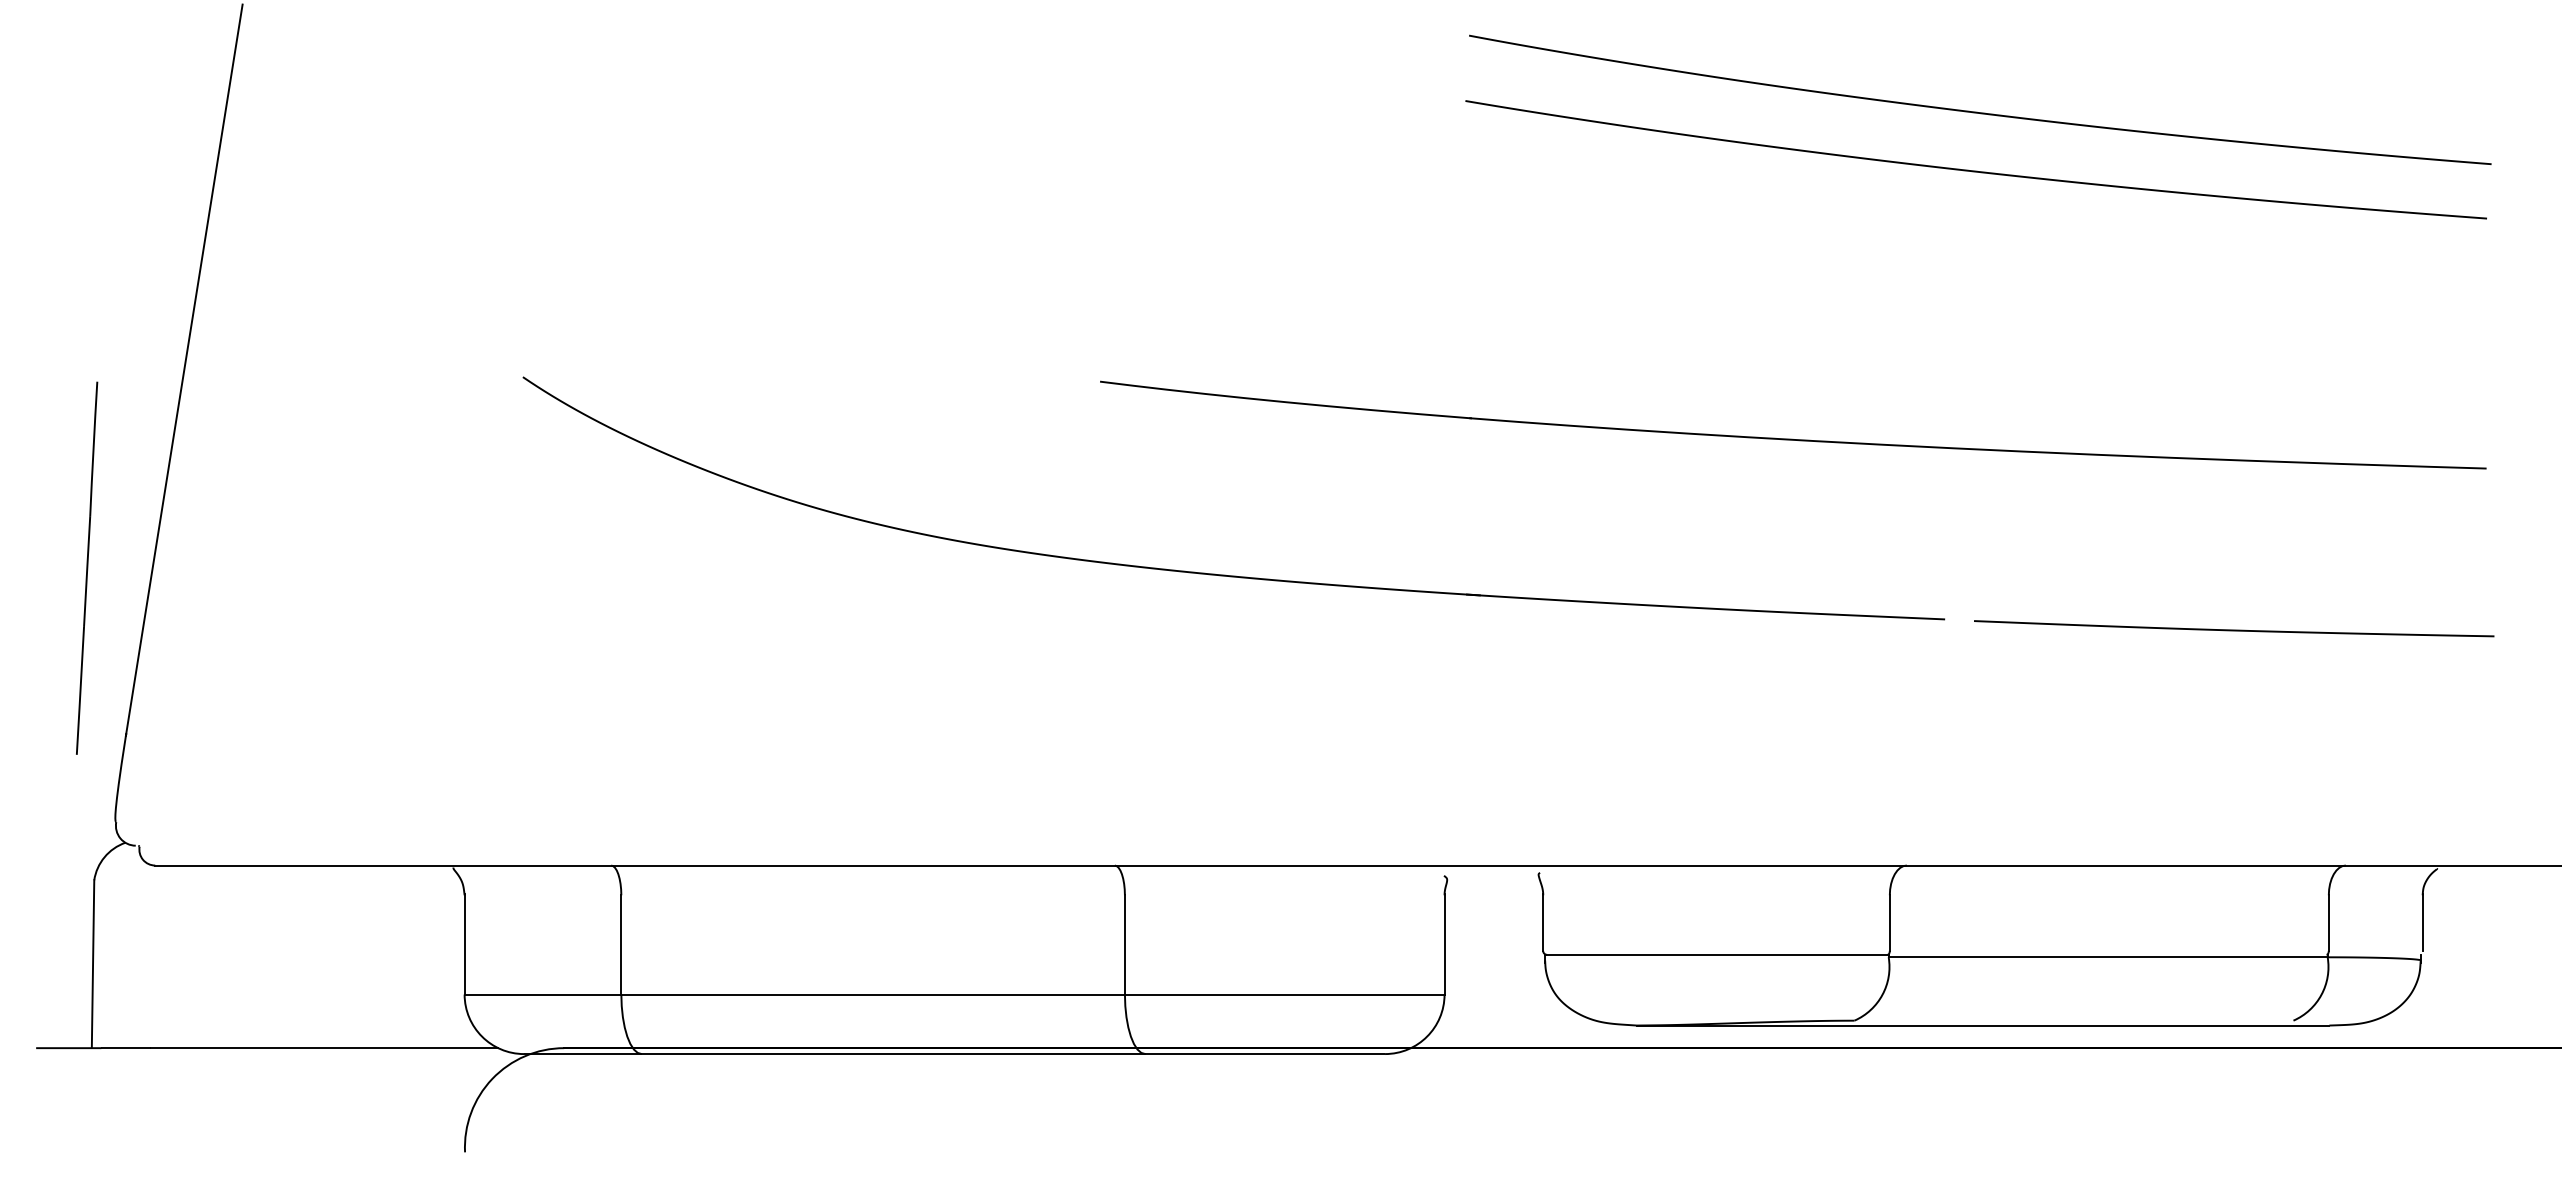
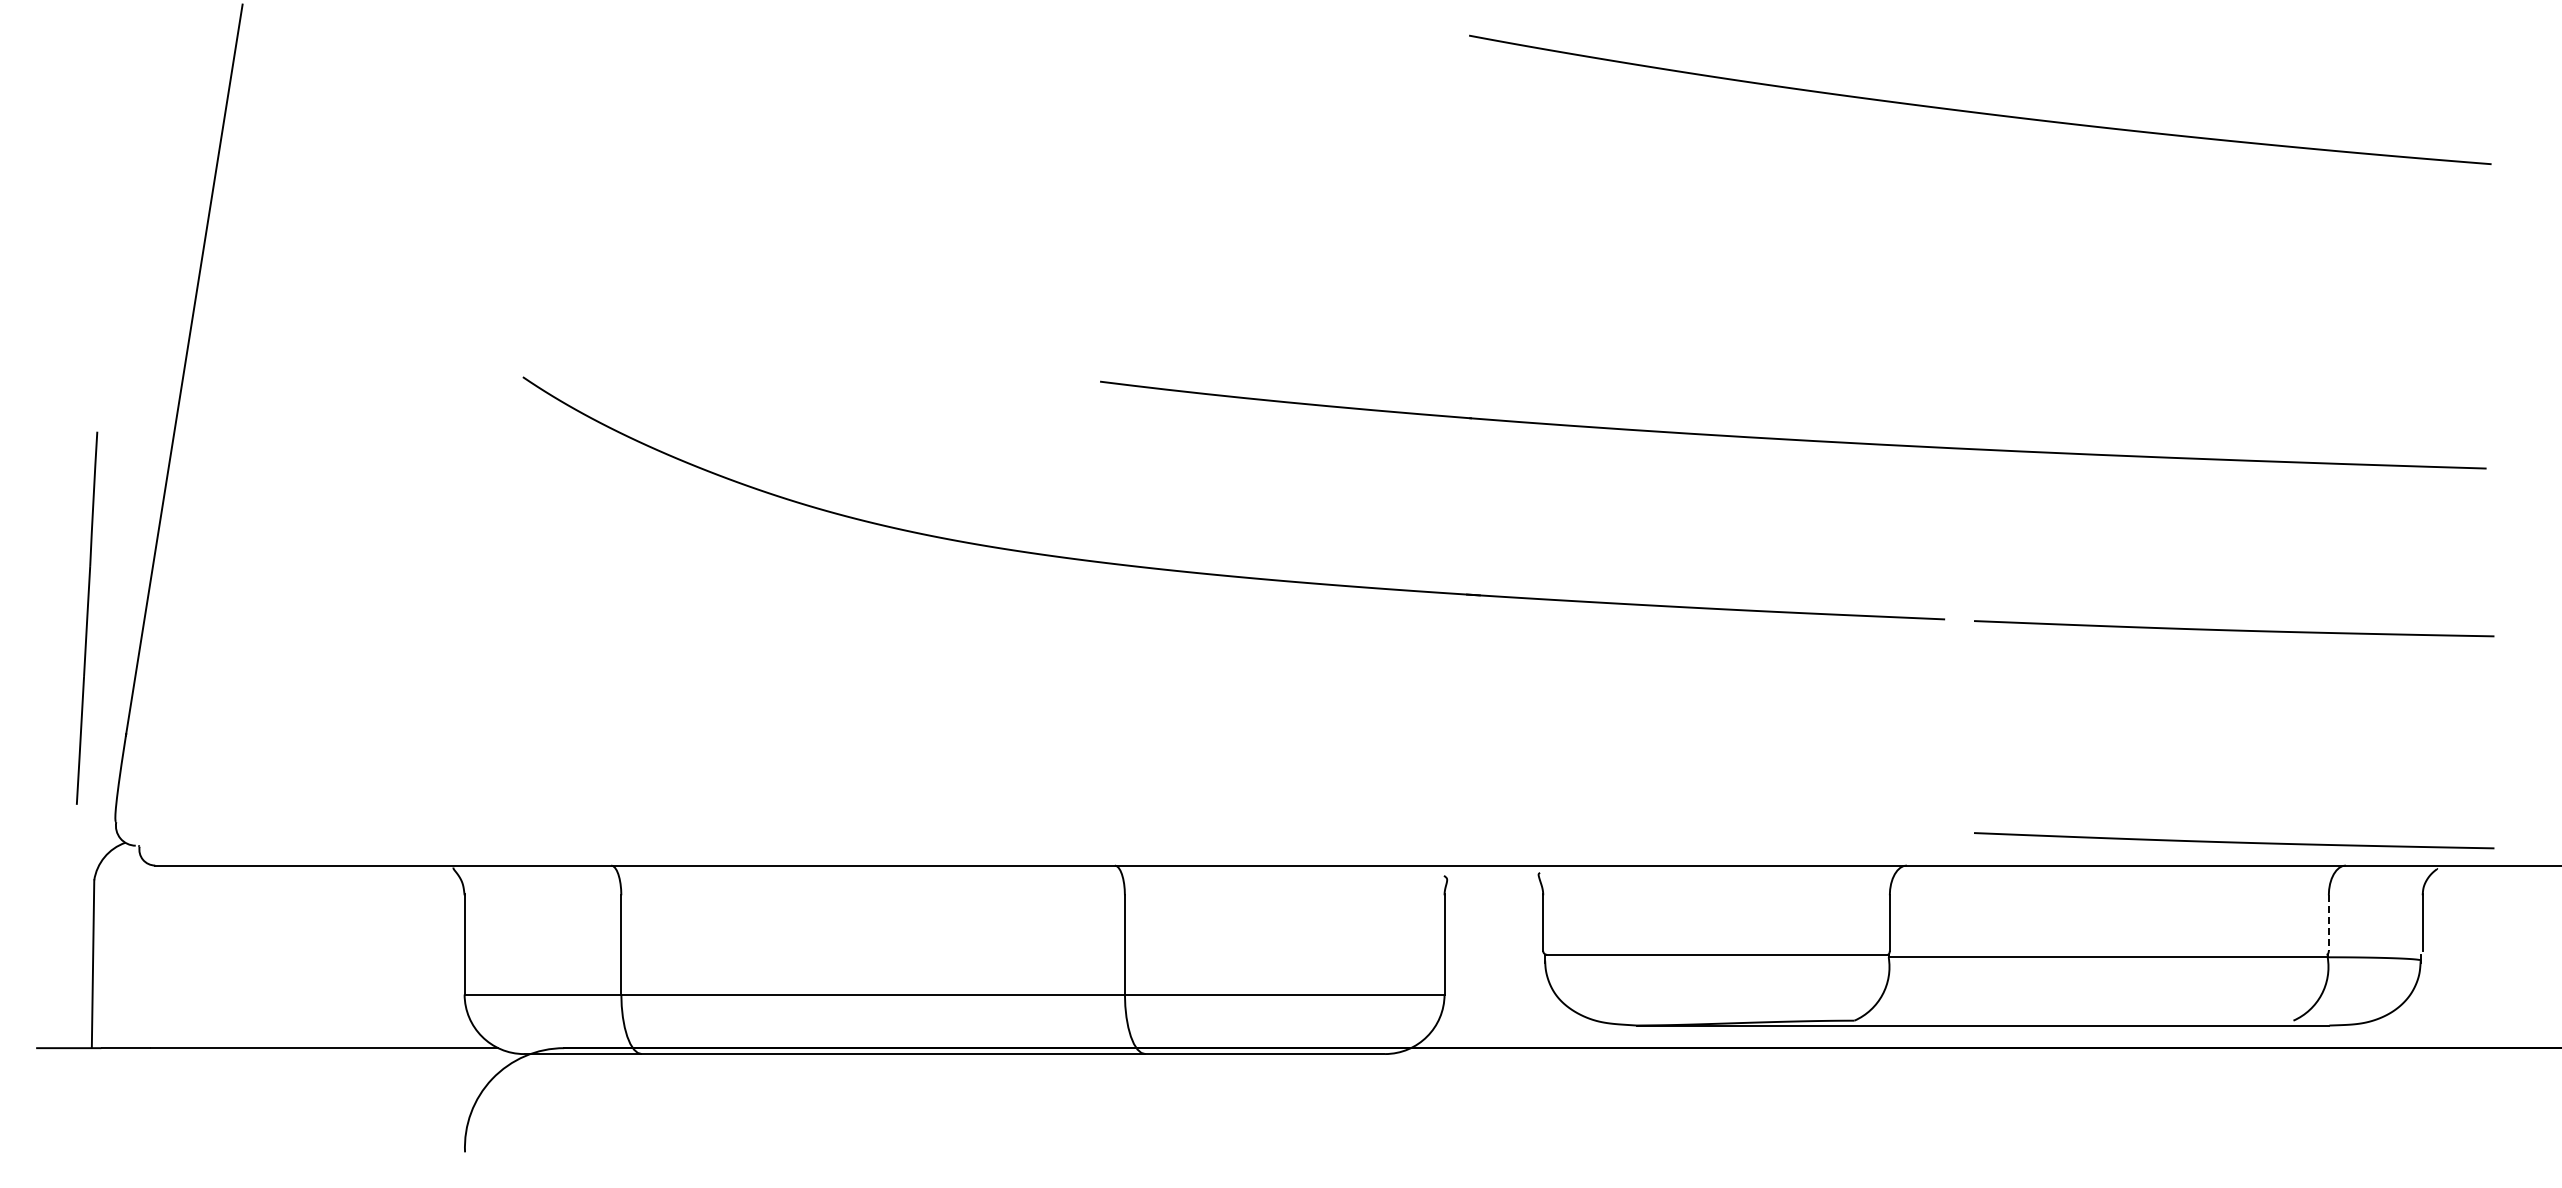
curve: present -> none (1975, 170)
line position: (87, 567) -> (87, 617) (87, 617)
curve: none -> present (2234, 841)
line: solid -> dashed (2328, 923)
